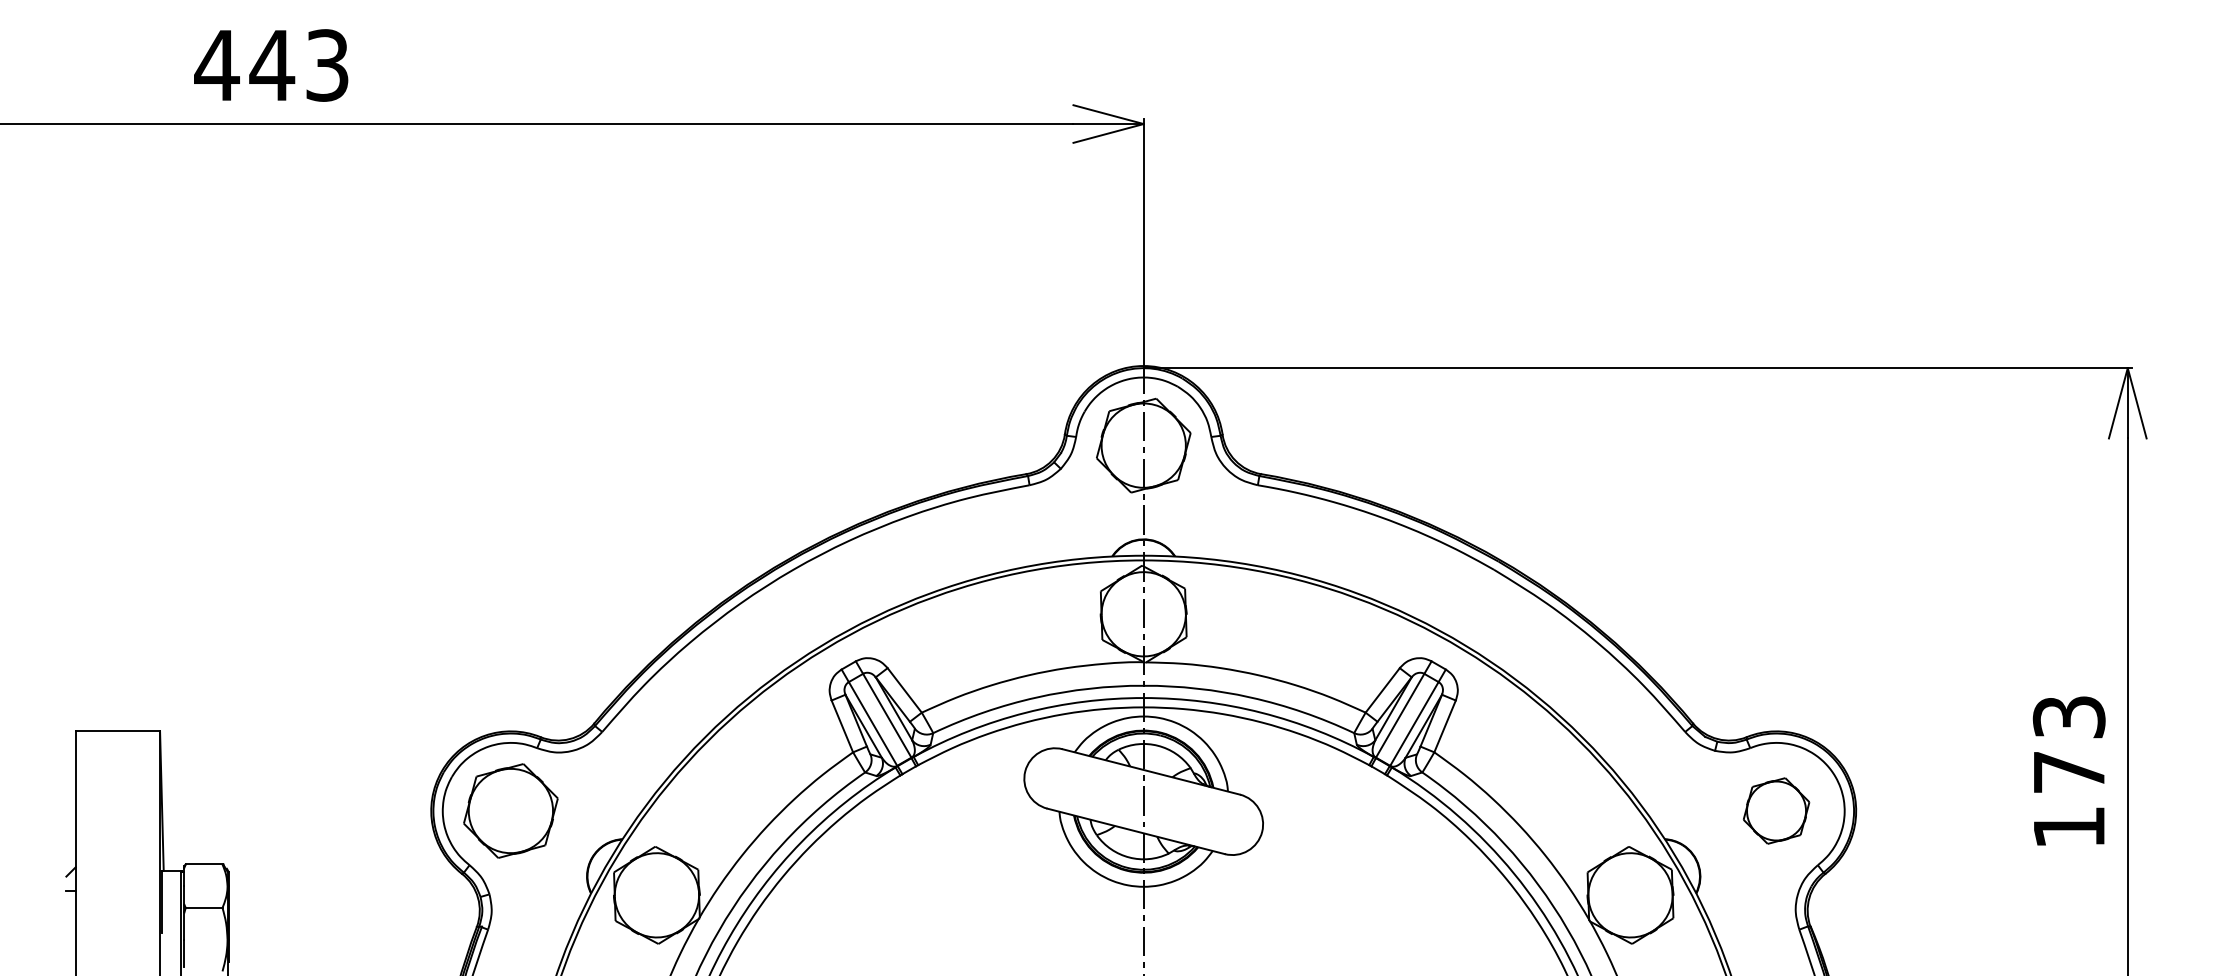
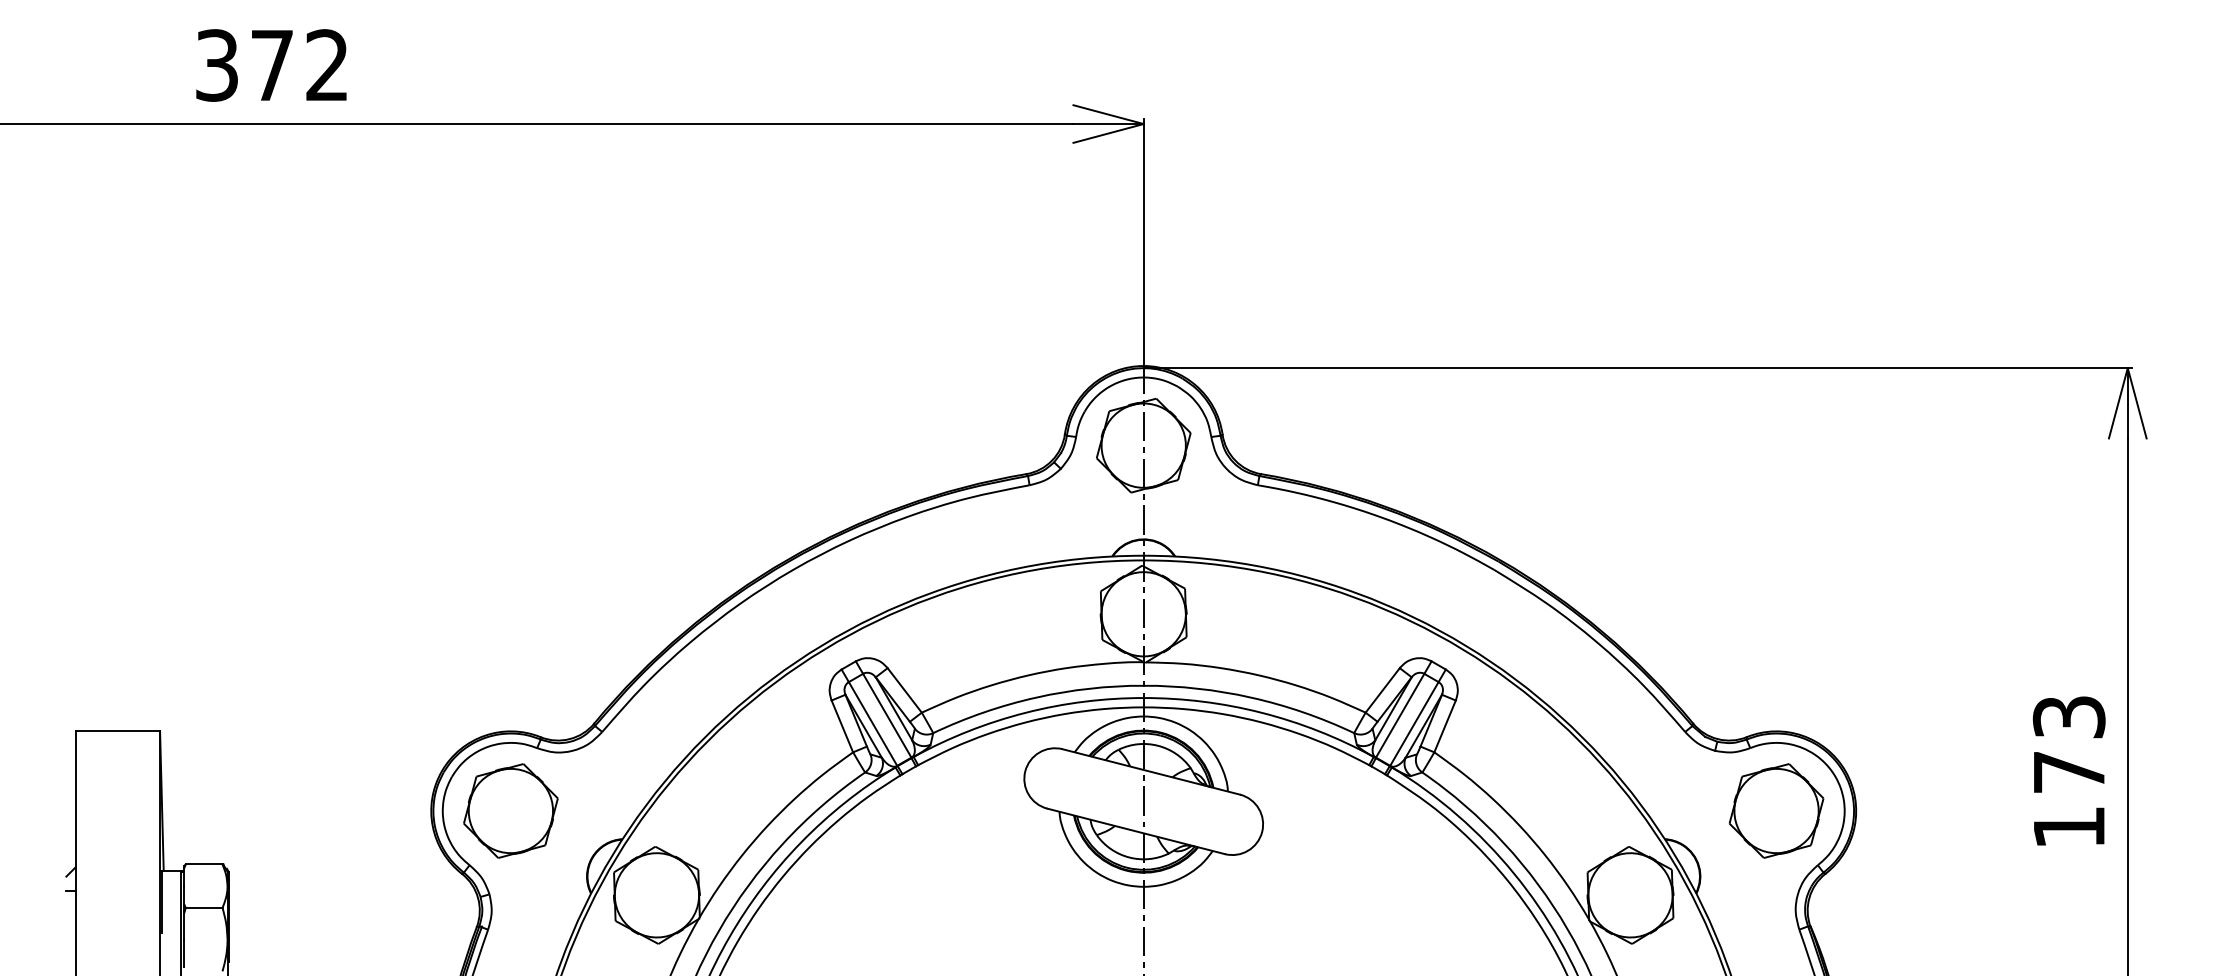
text: 443 -> 372 (271, 65)
part size: 69x68 px -> 97x96 px (1776, 810)
